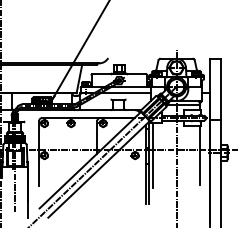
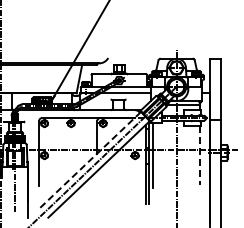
line: solid -> dashed (200, 156)
line: solid -> dashed (90, 160)
